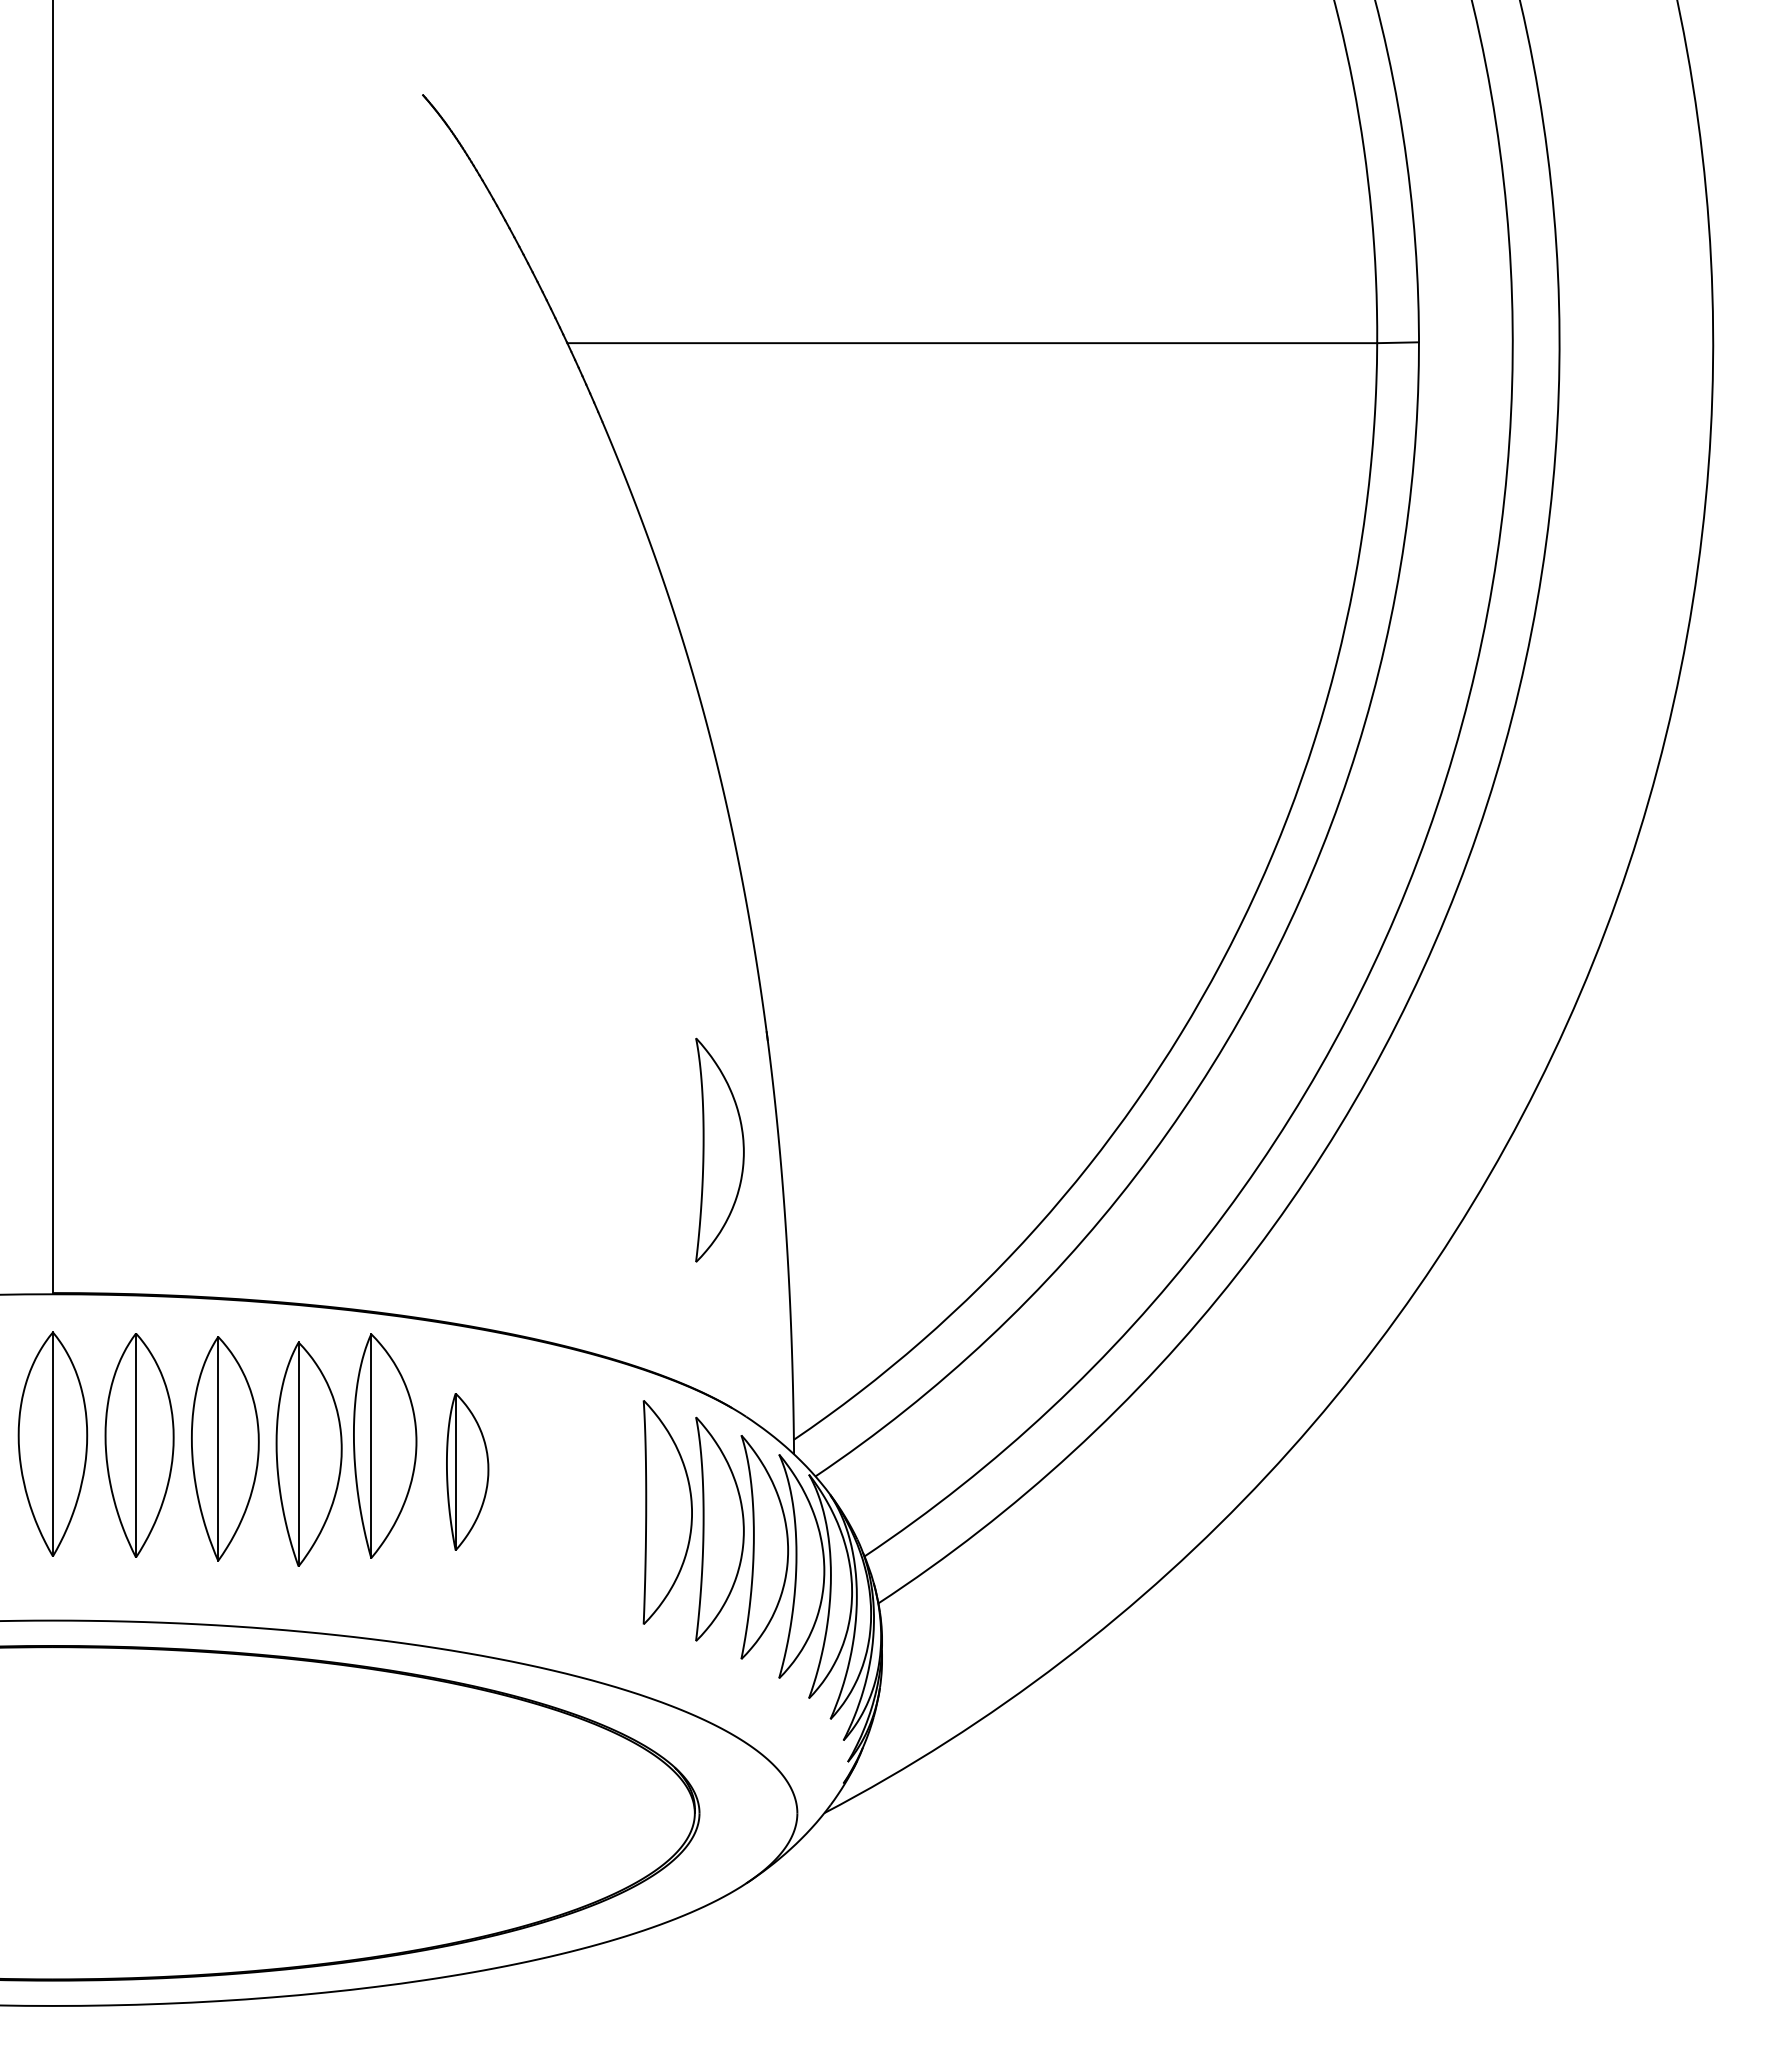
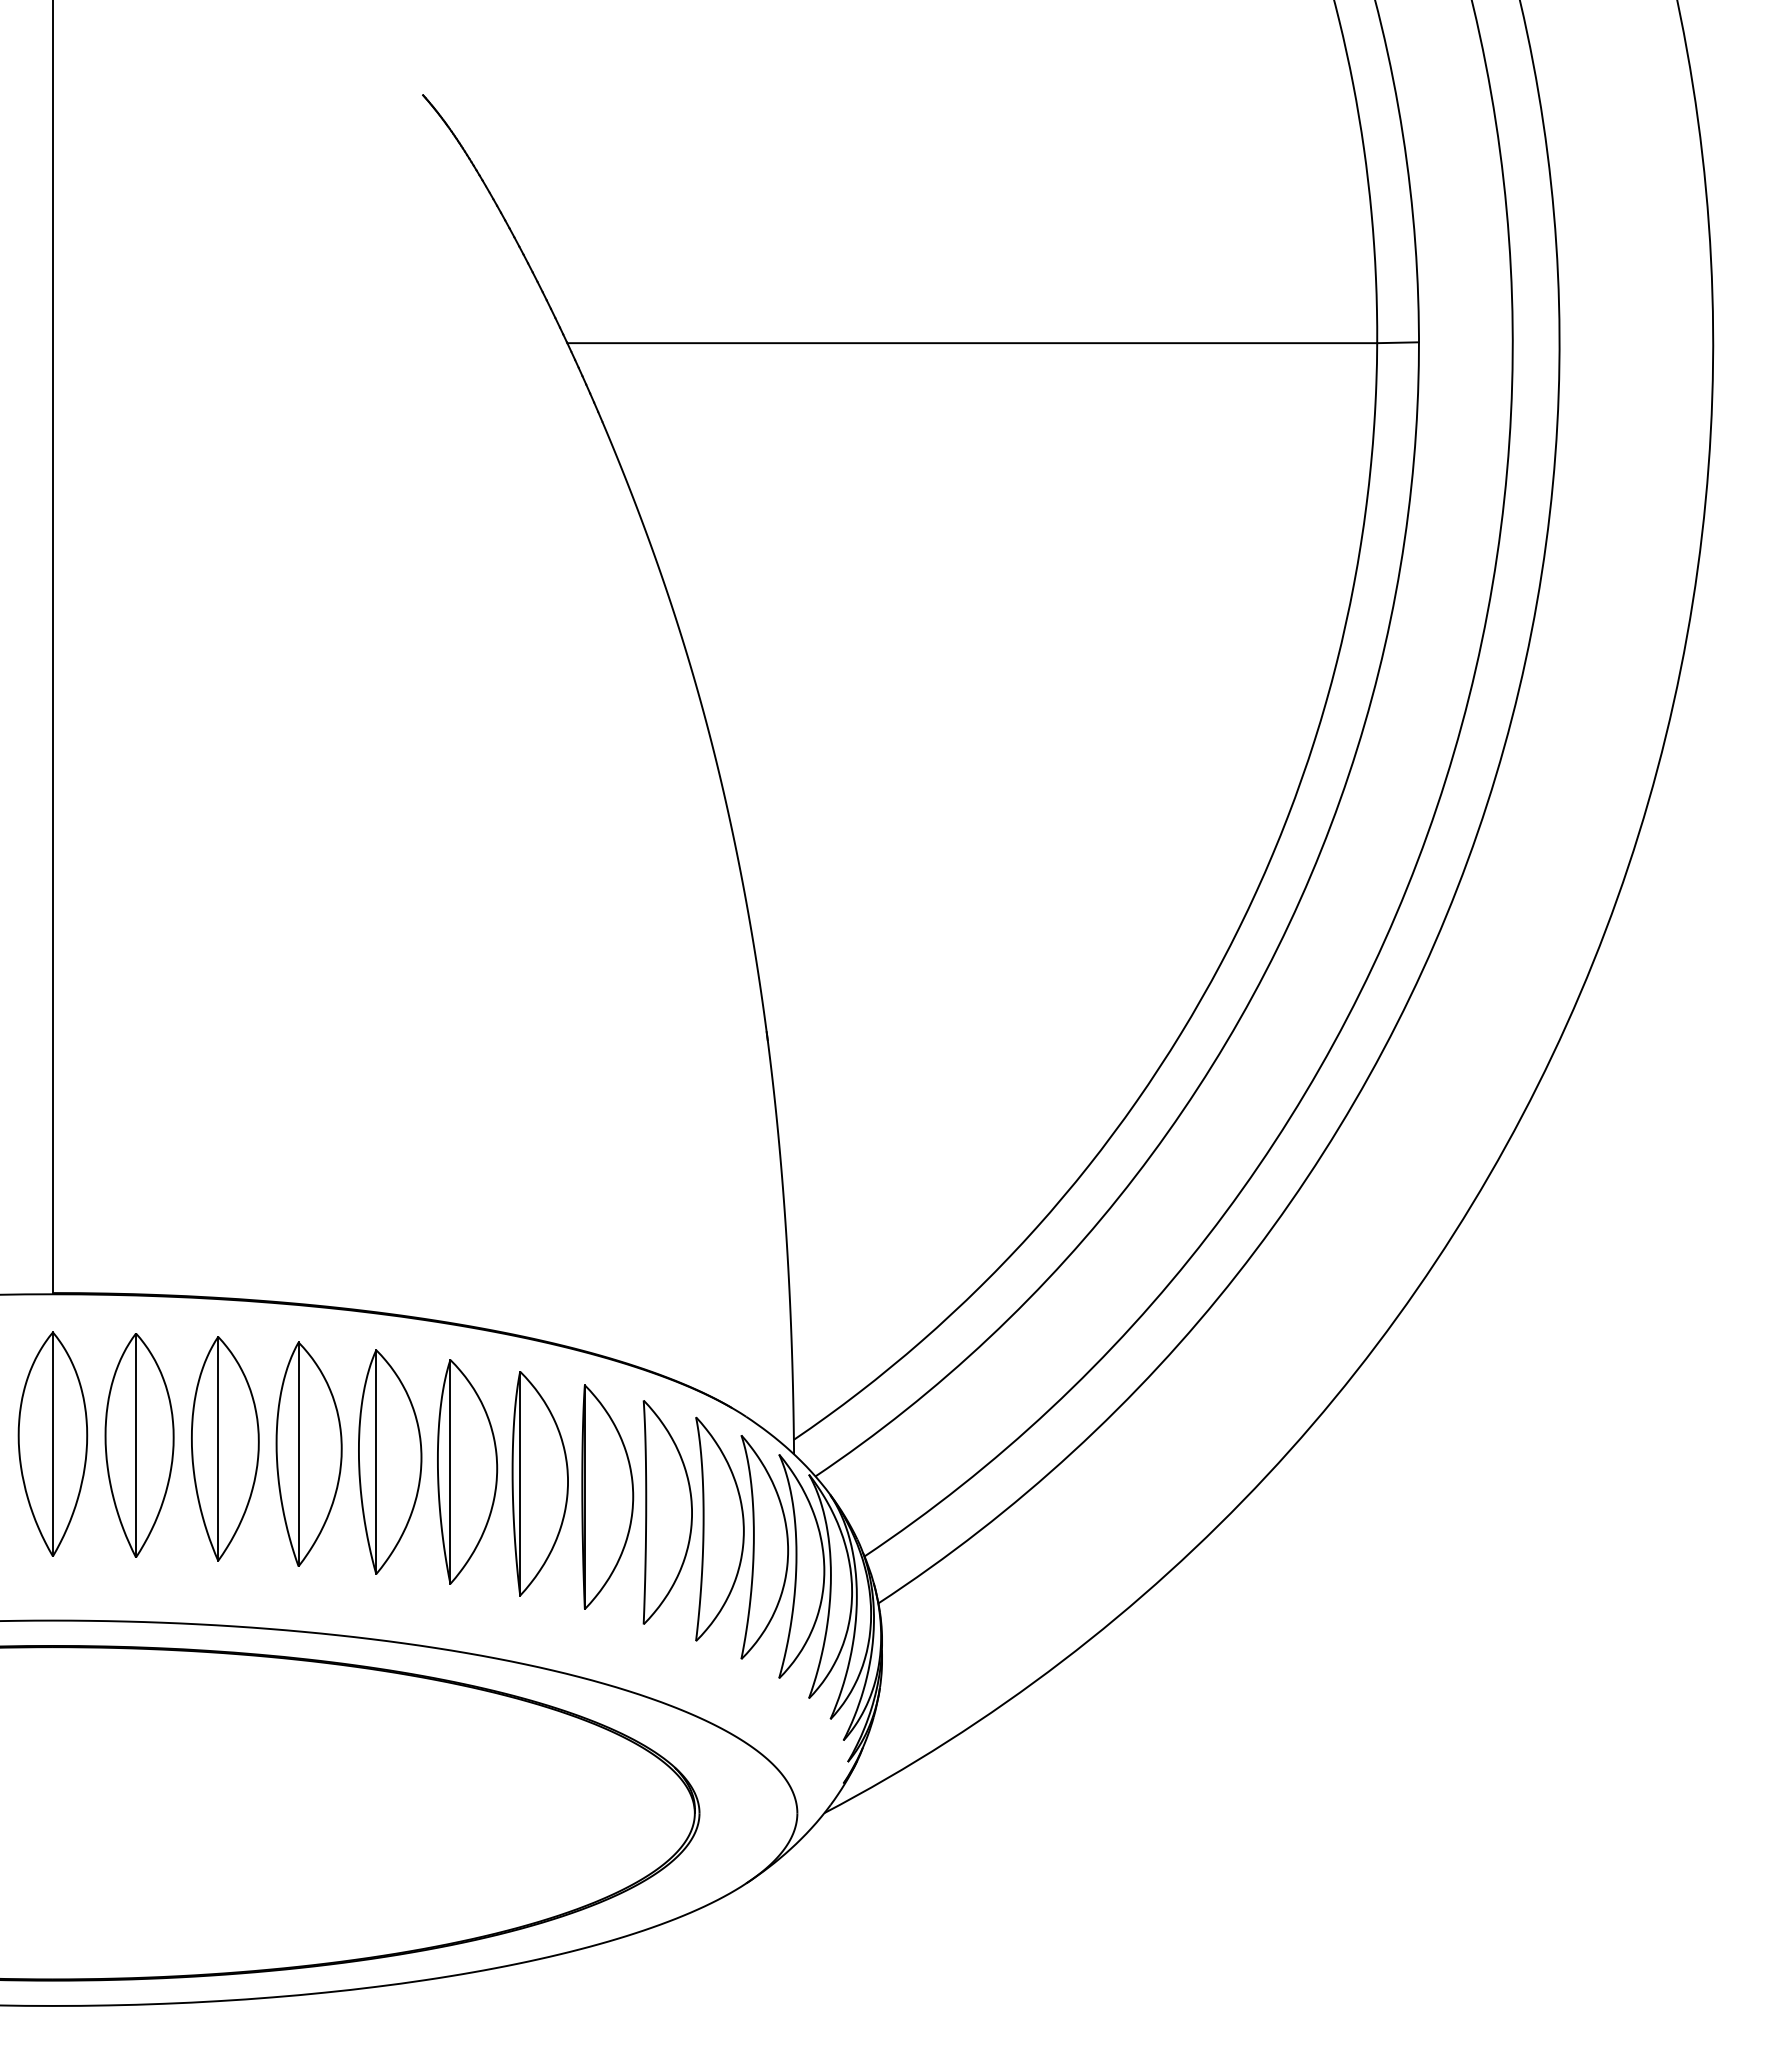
part: present -> none (719, 1149)
part position: (385, 1445) -> (390, 1461) (390, 1461)
part size: 44x158 px -> 62x226 px (467, 1471)
part: none -> present (539, 1483)
part: none -> present (607, 1496)
